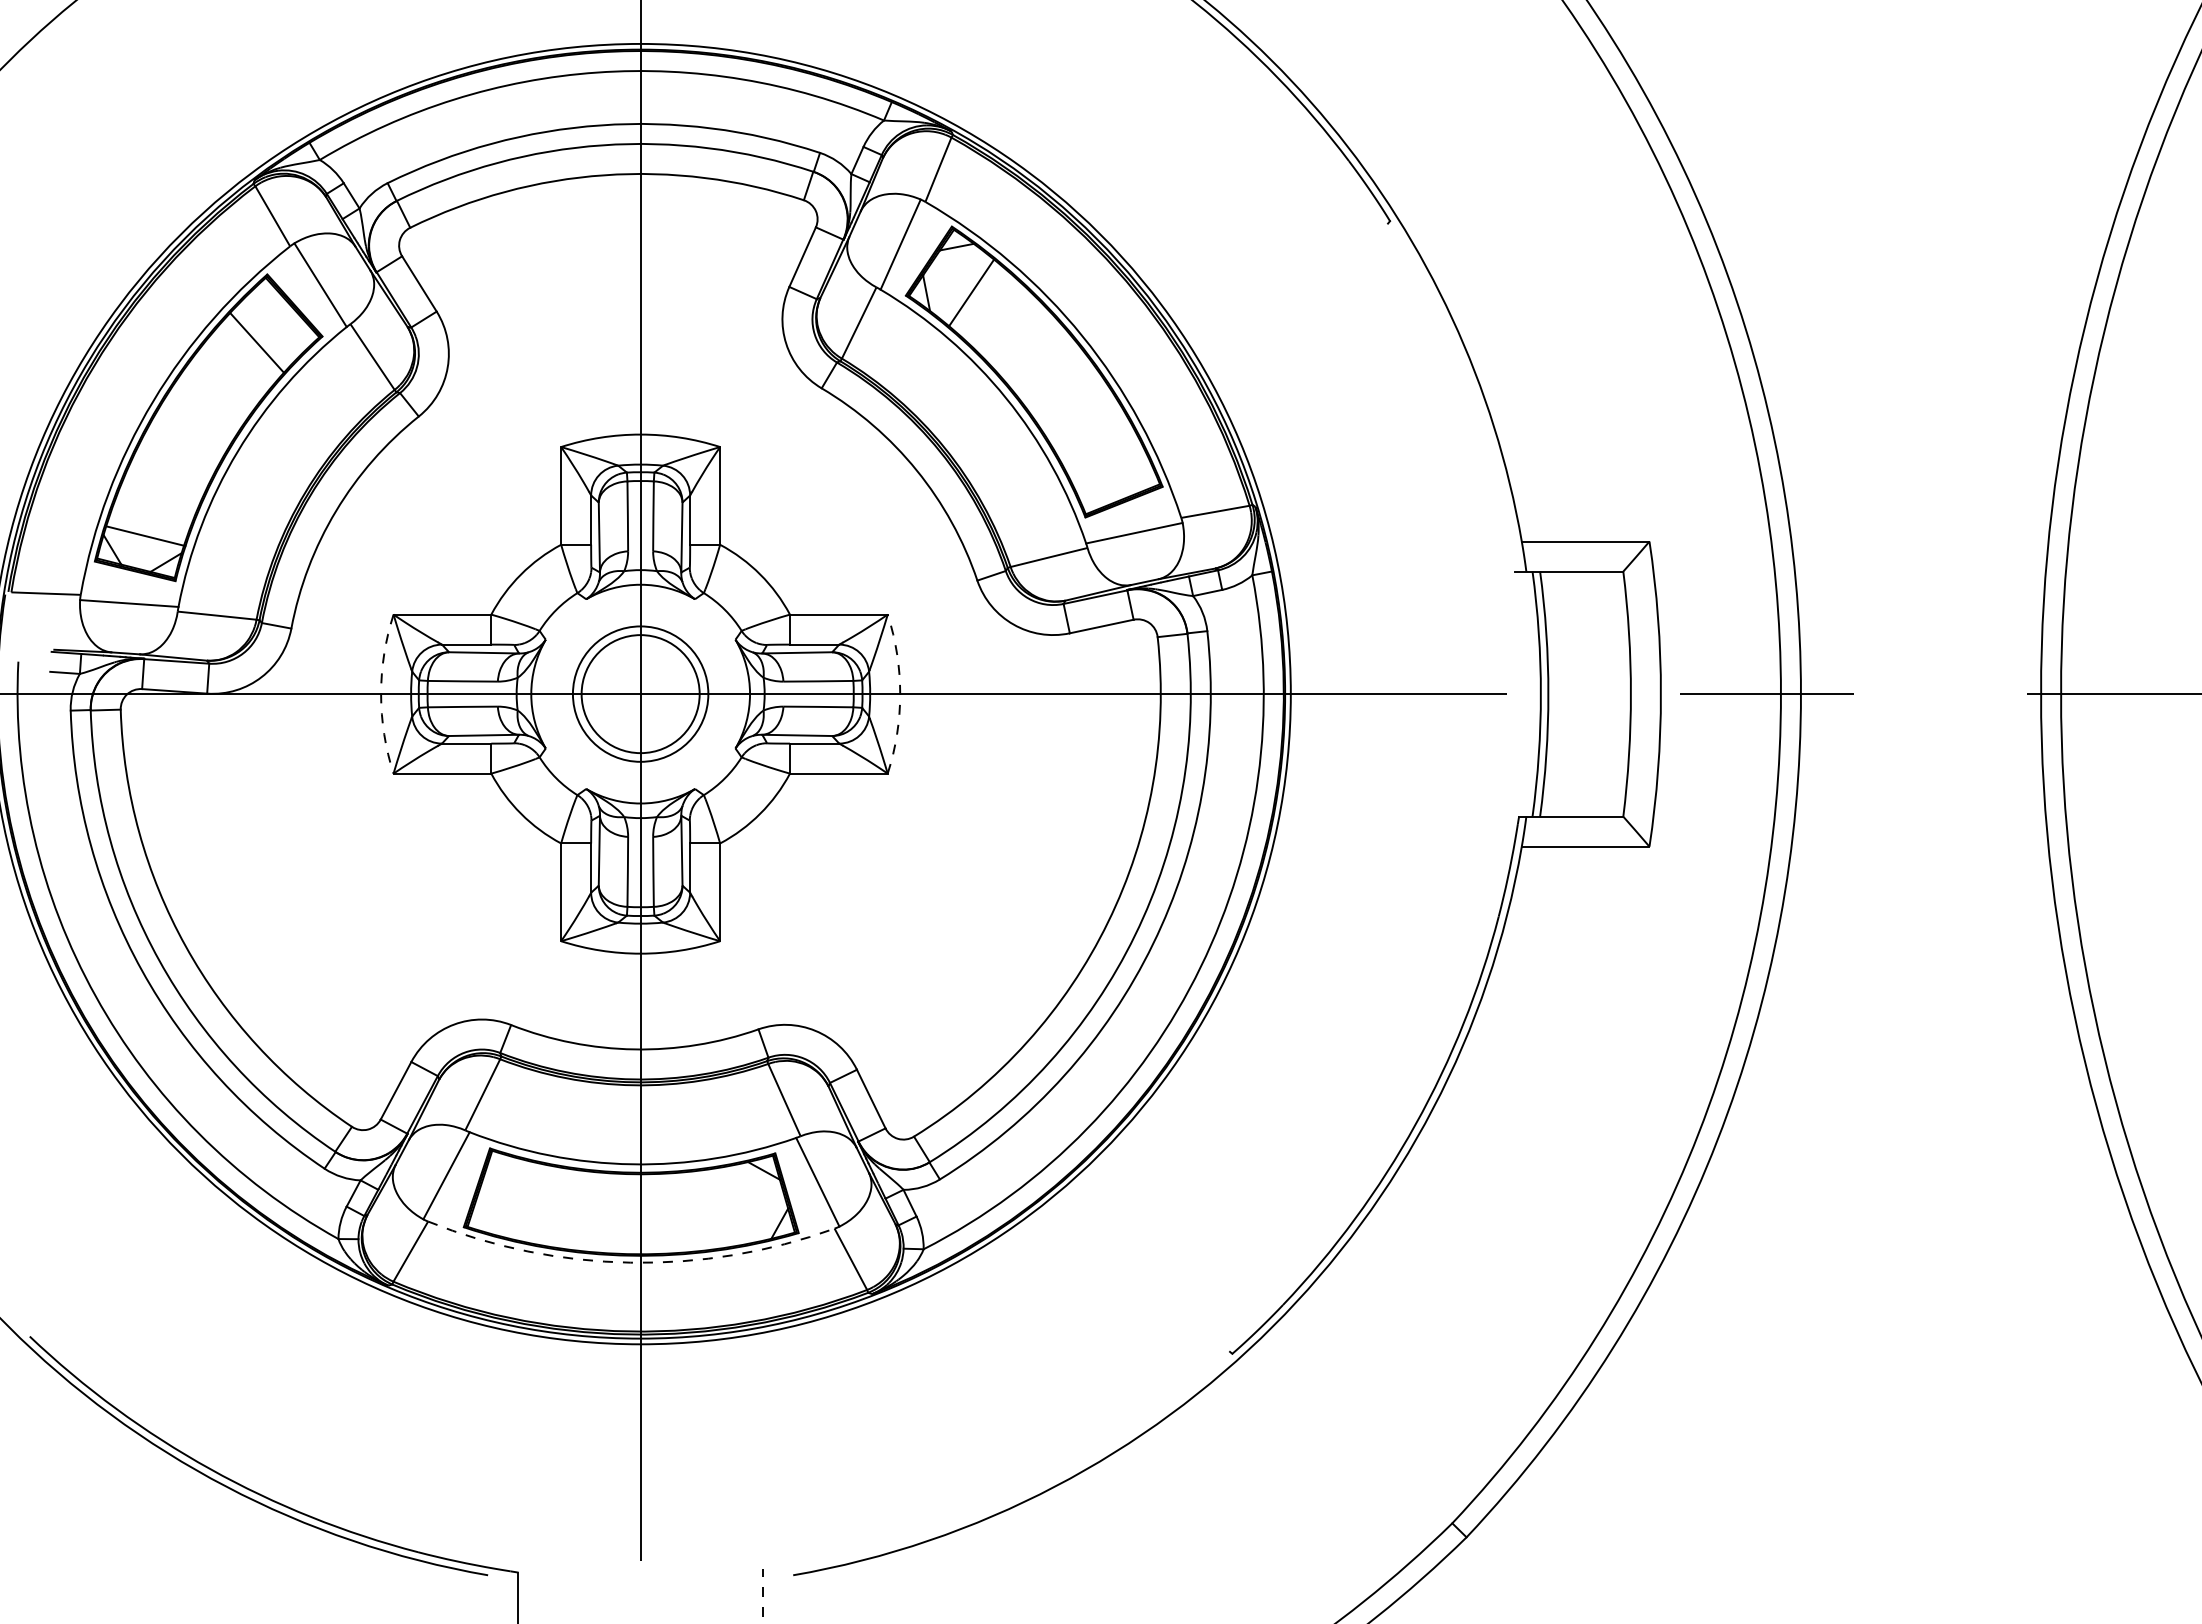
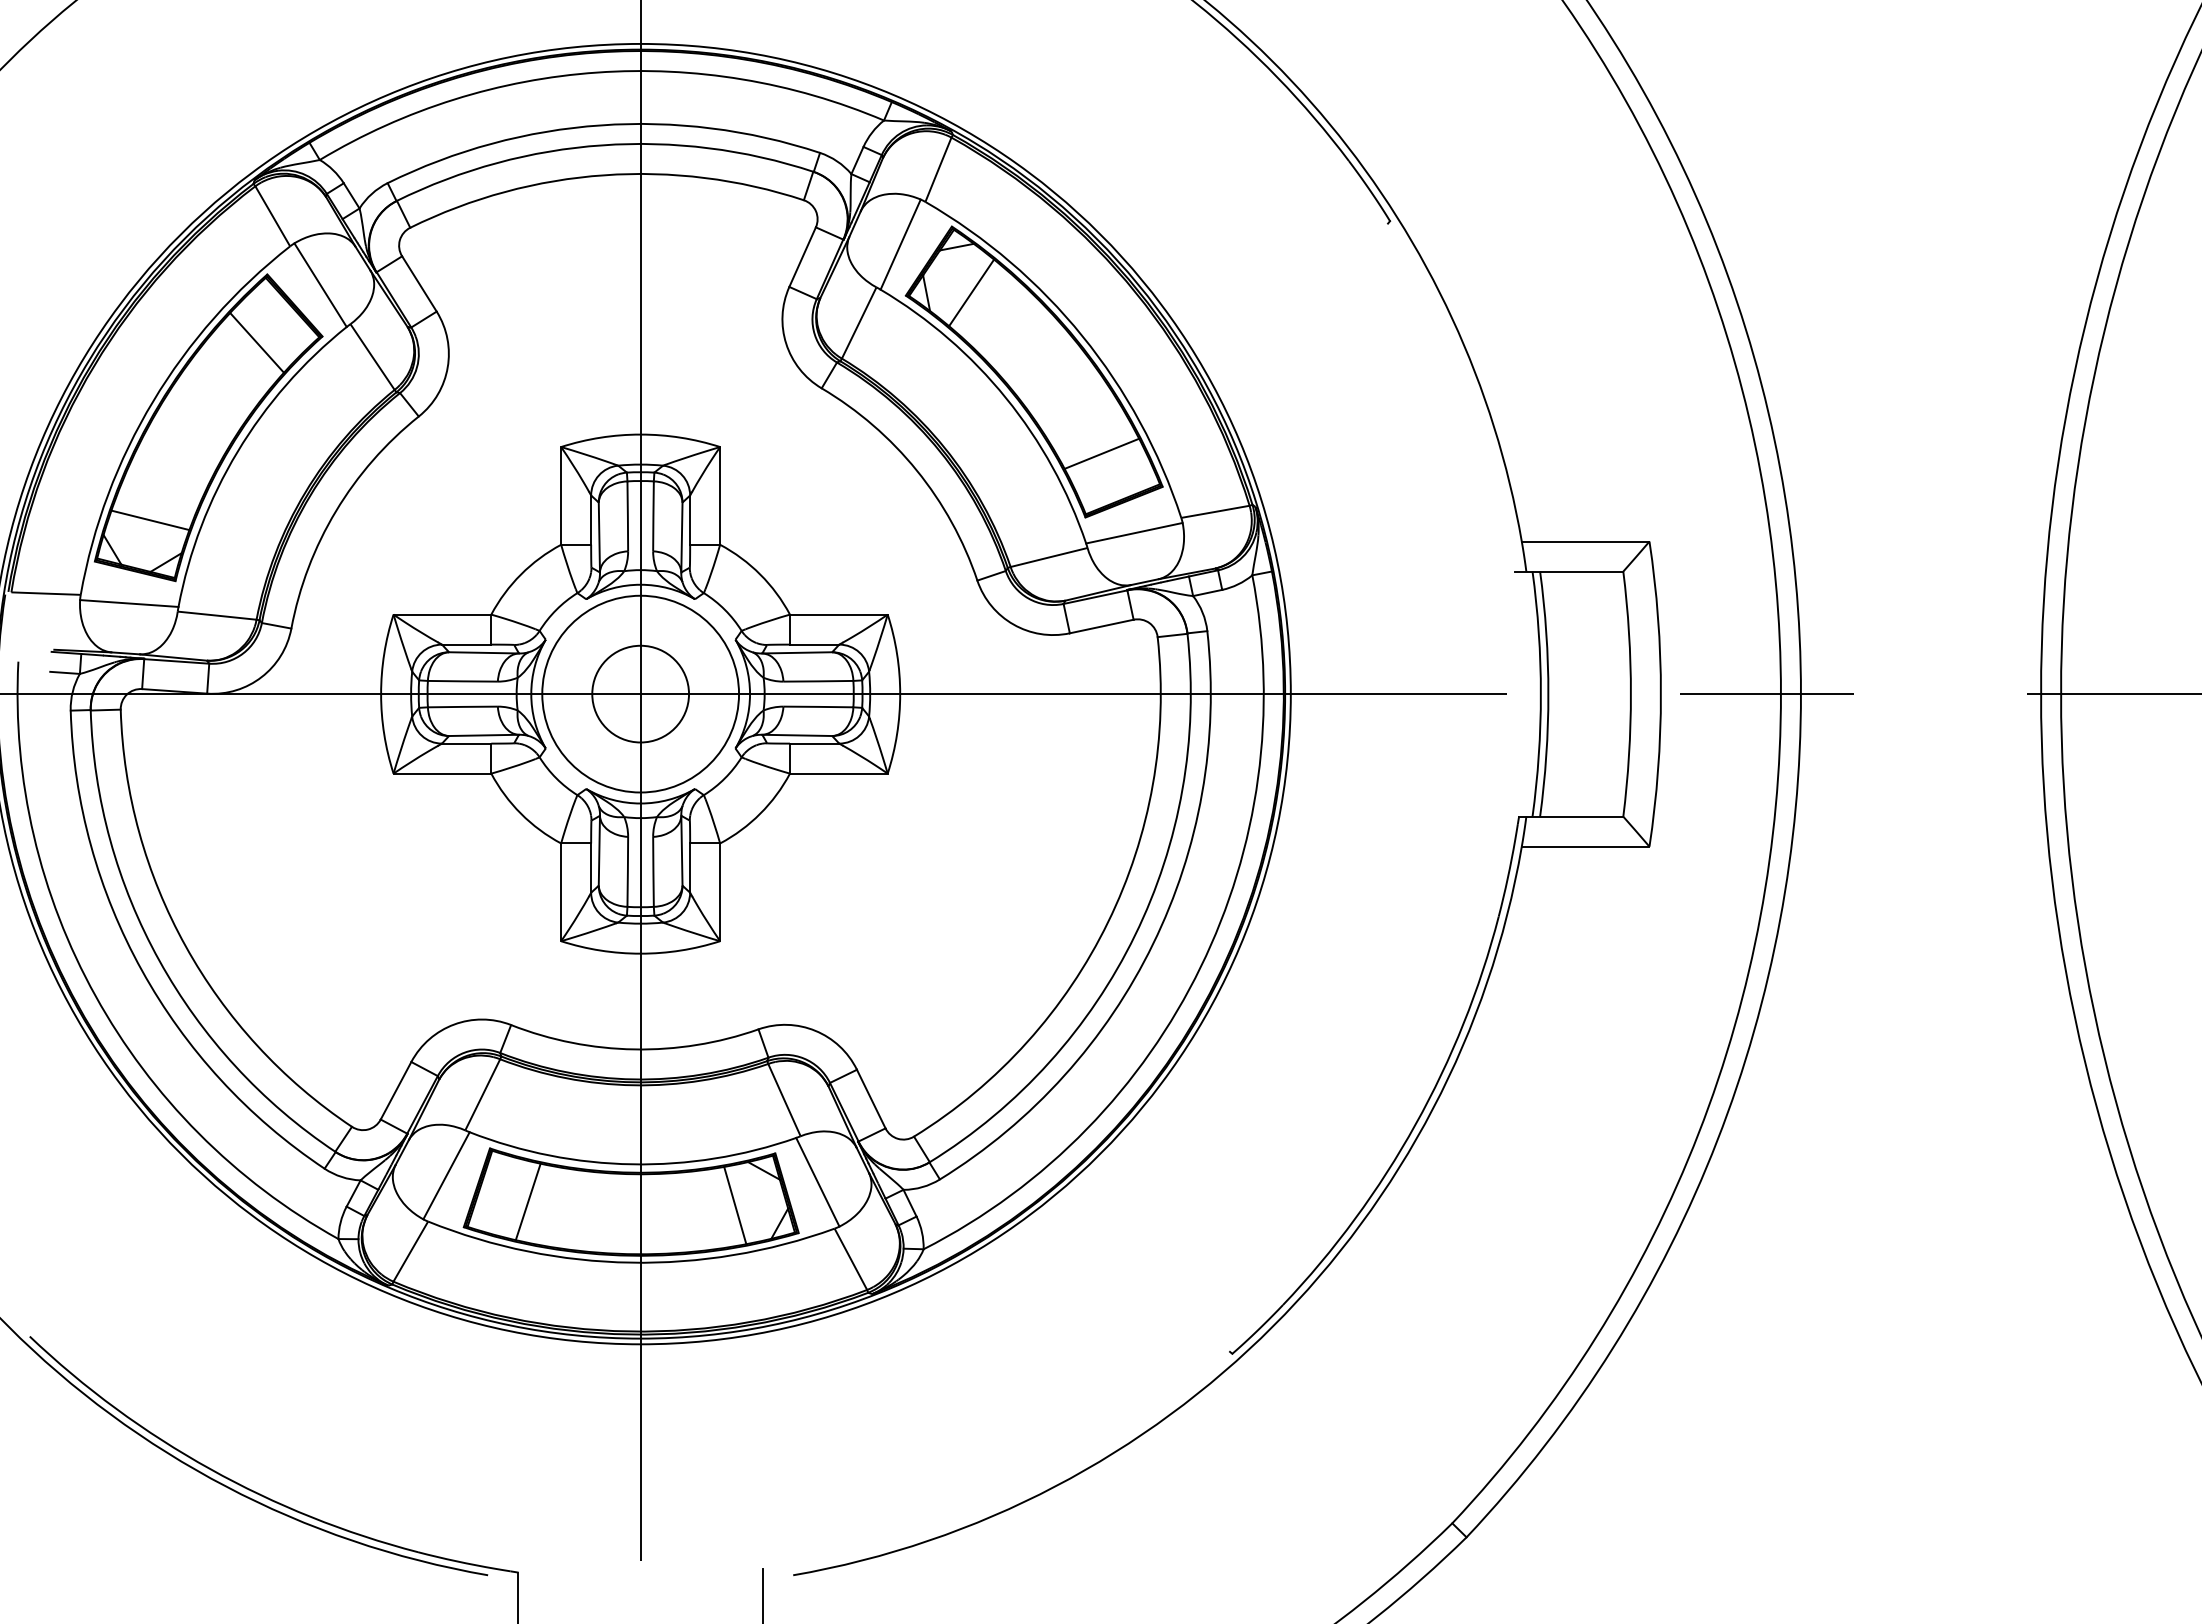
line: none -> present (1101, 453)
line position: (146, 536) -> (150, 520) (150, 520)
circle diameter: 135 px -> 97 px (640, 693)
arc: dashed -> solid (381, 694)
circle diameter: 118 px -> 197 px (640, 693)
arc: dashed -> solid (900, 694)
line: none -> present (527, 1201)
line: none -> present (735, 1205)
arc: dashed -> solid (630, 1262)
line: dashed -> solid (763, 1595)
